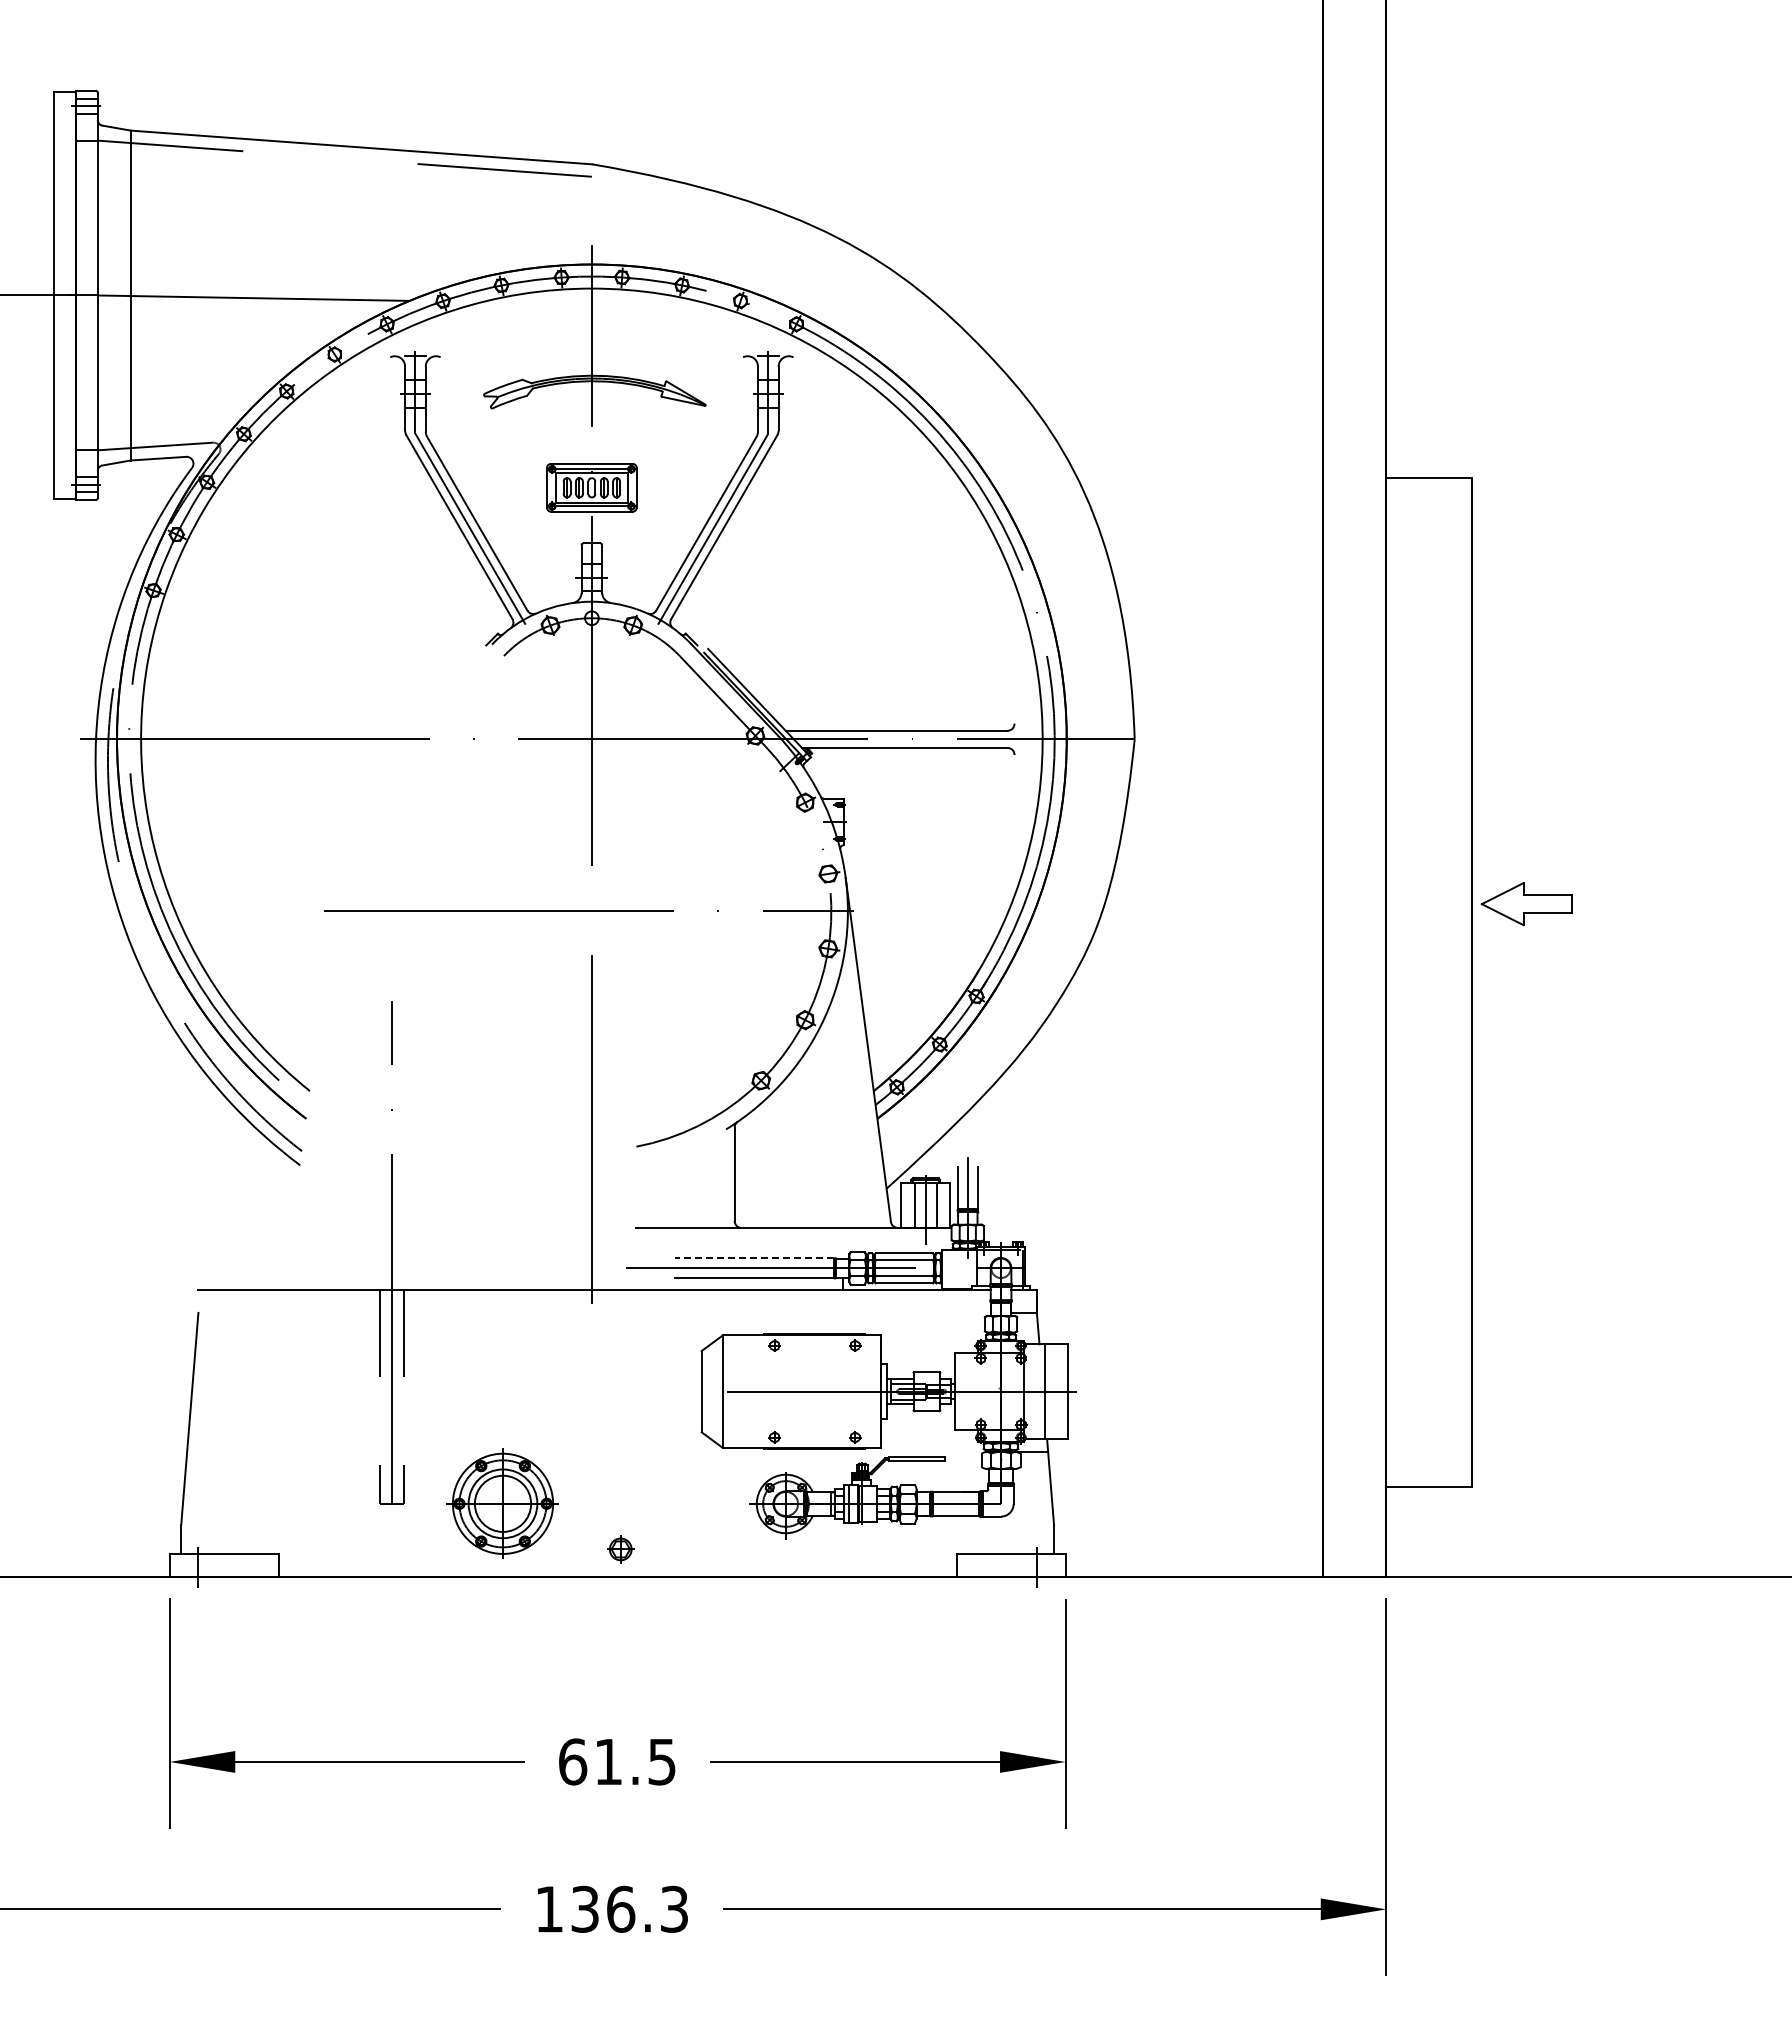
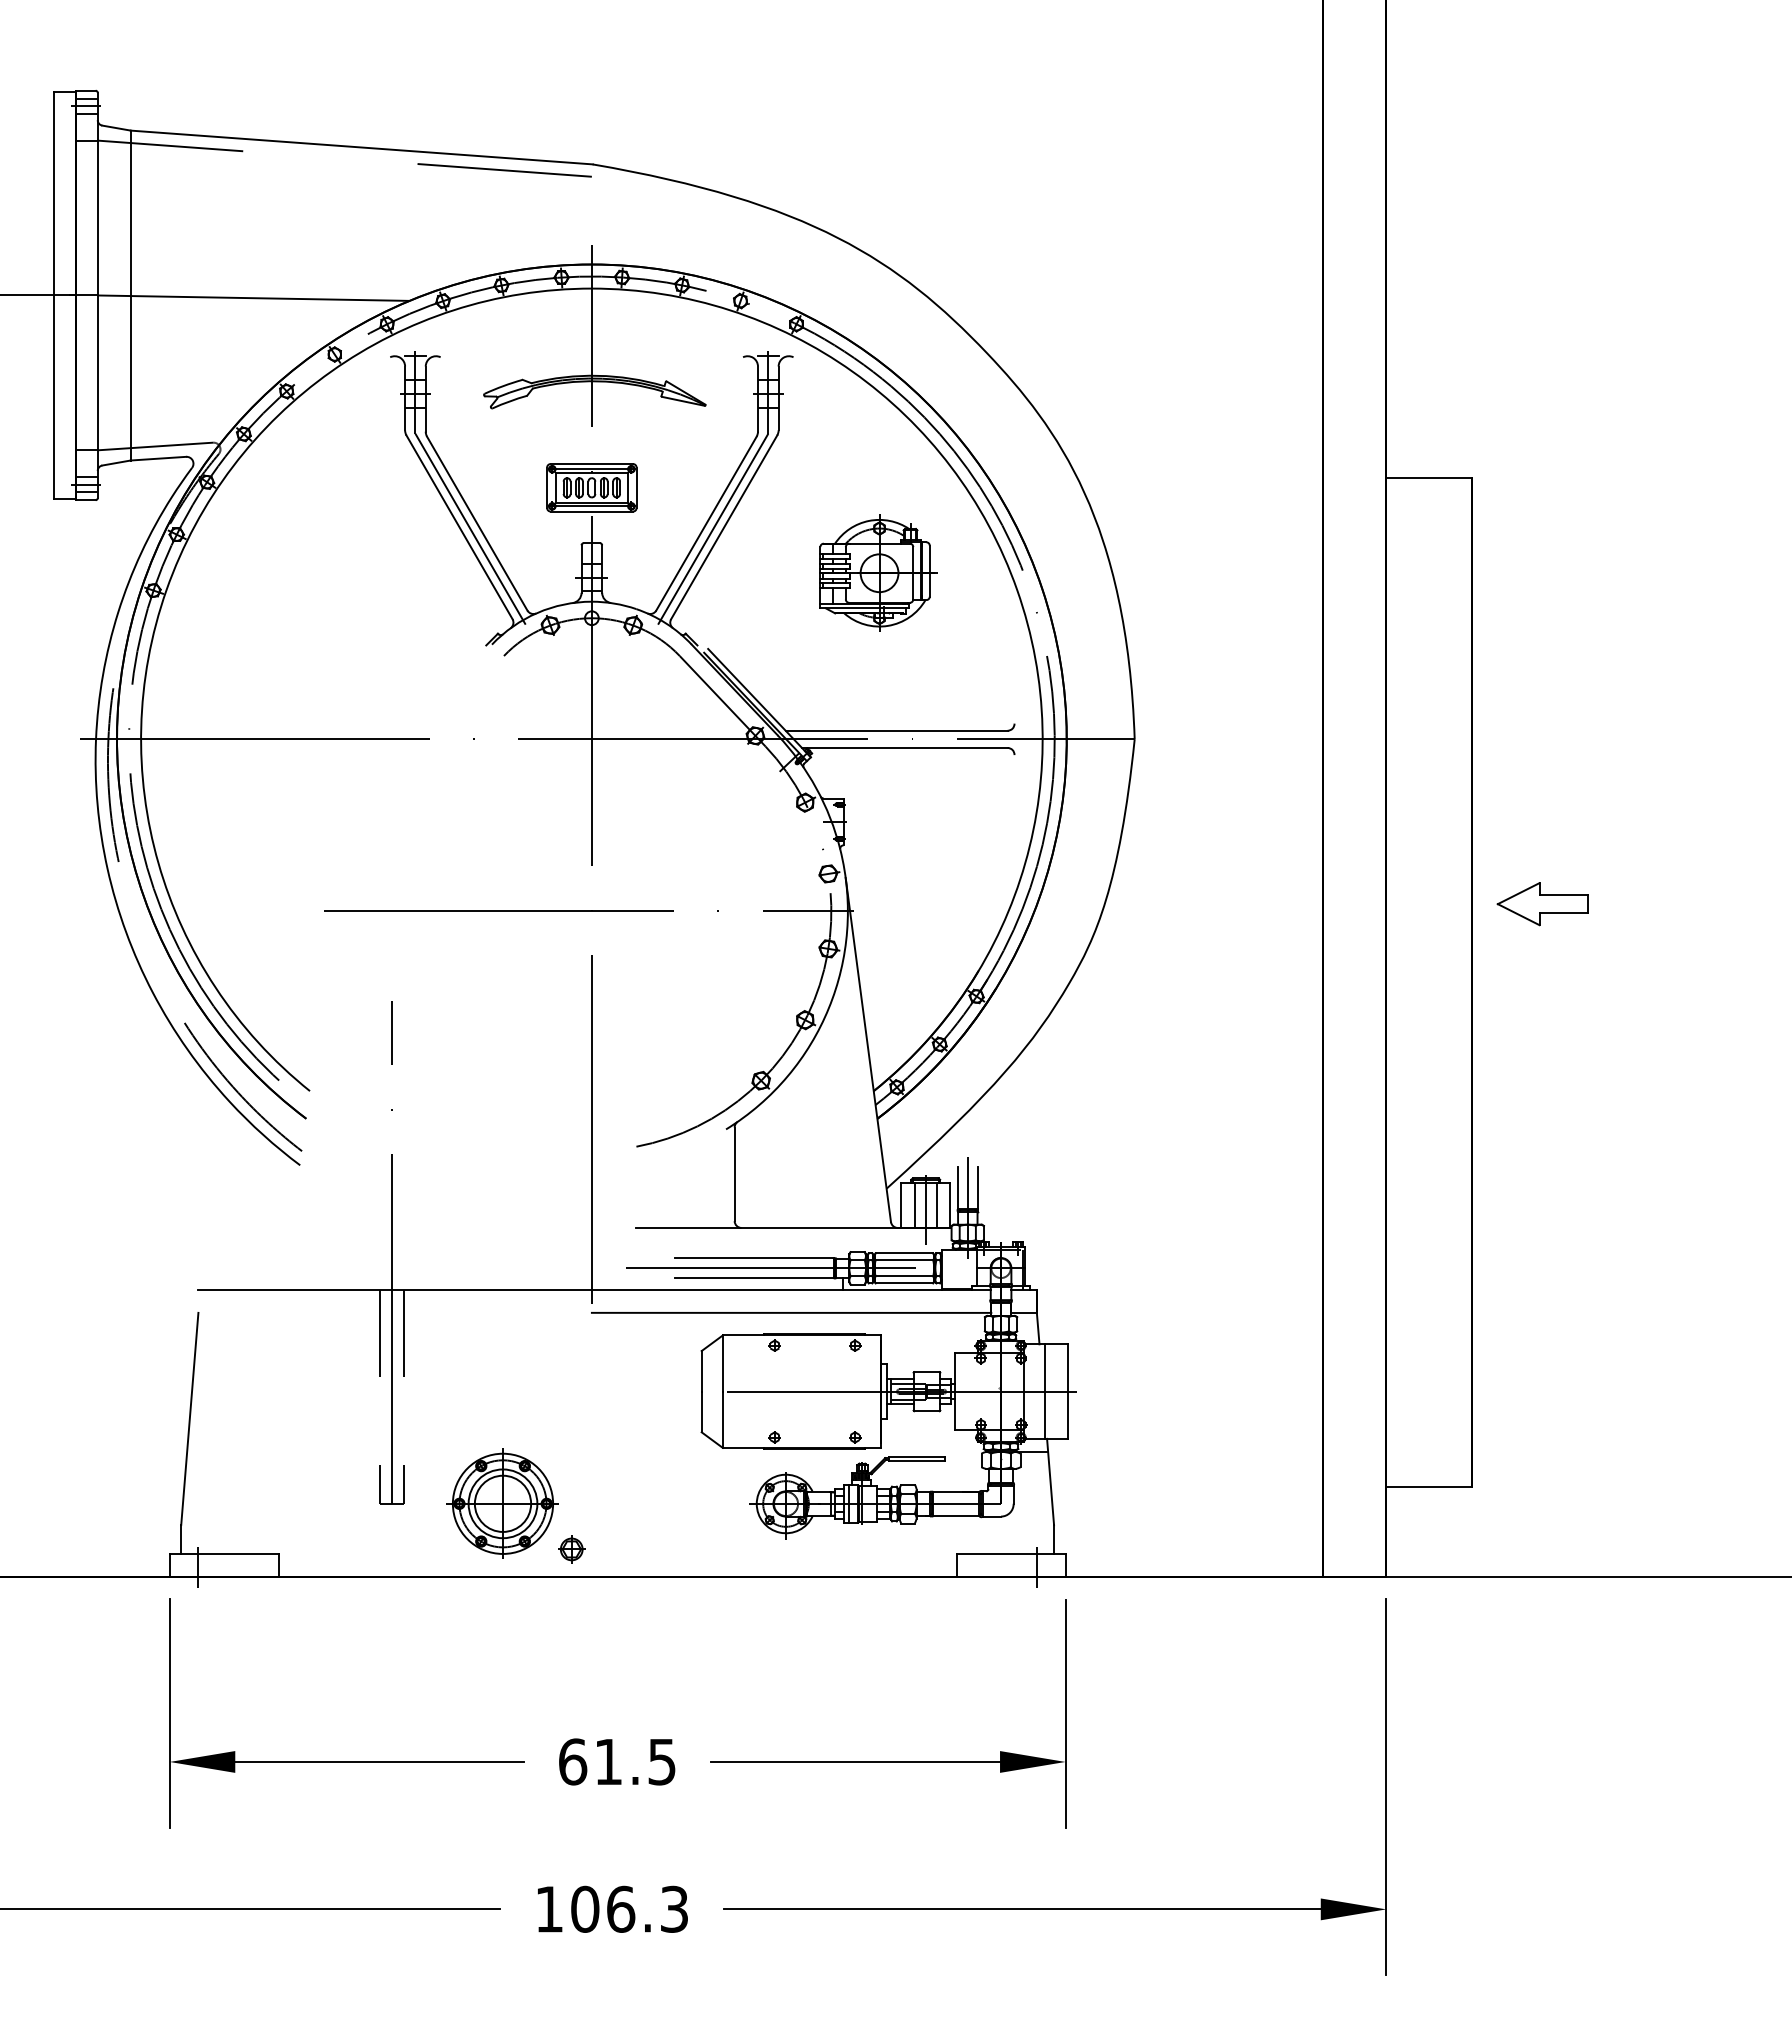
part: none -> present (878, 572)
part position: (1526, 904) -> (1542, 904) (1542, 904)
line: dashed -> solid (754, 1258)
line: none -> present (791, 1312)
part position: (620, 1549) -> (571, 1549) (571, 1549)
text: 136.3 -> 106.3 (585, 1908)
